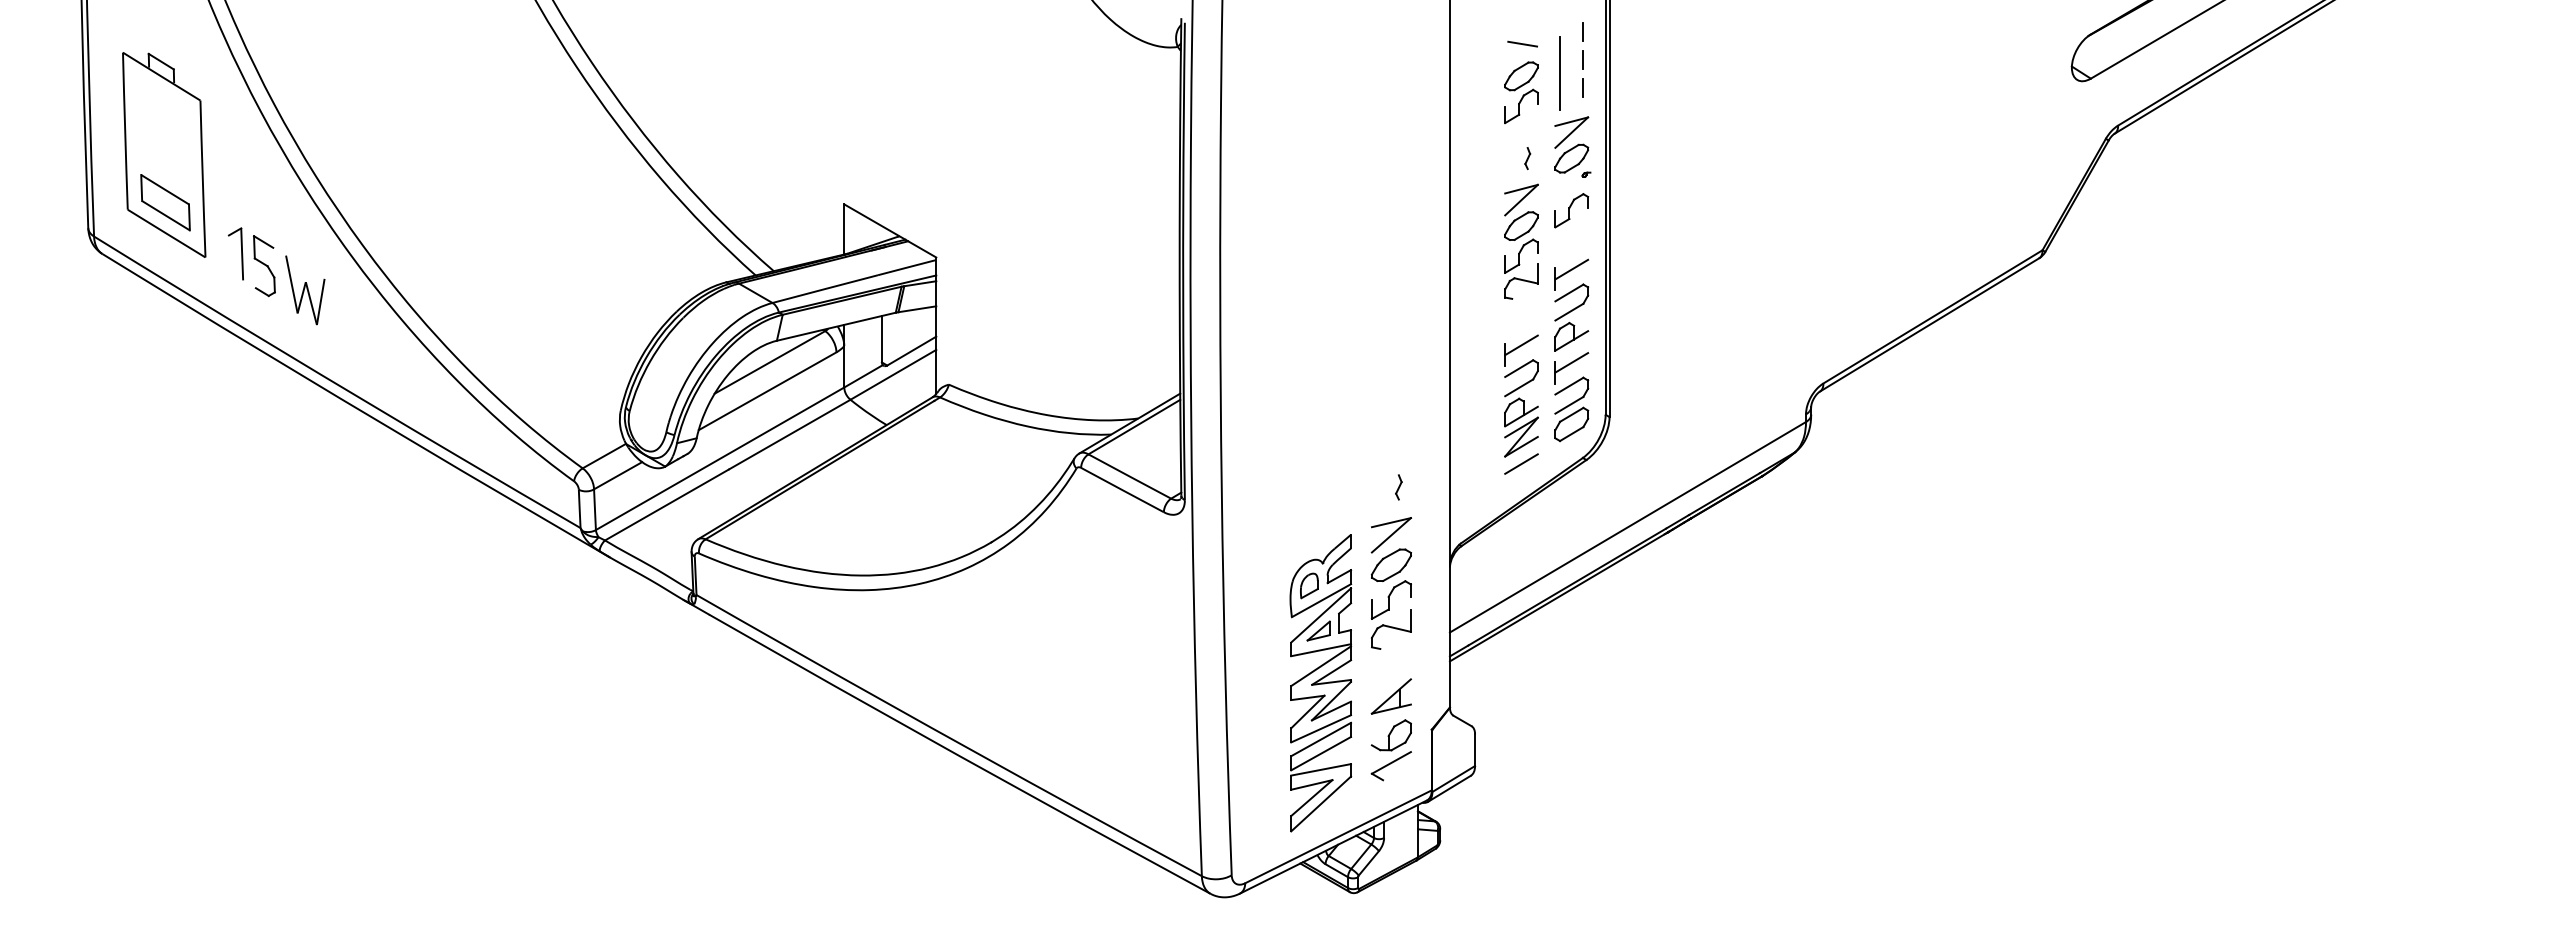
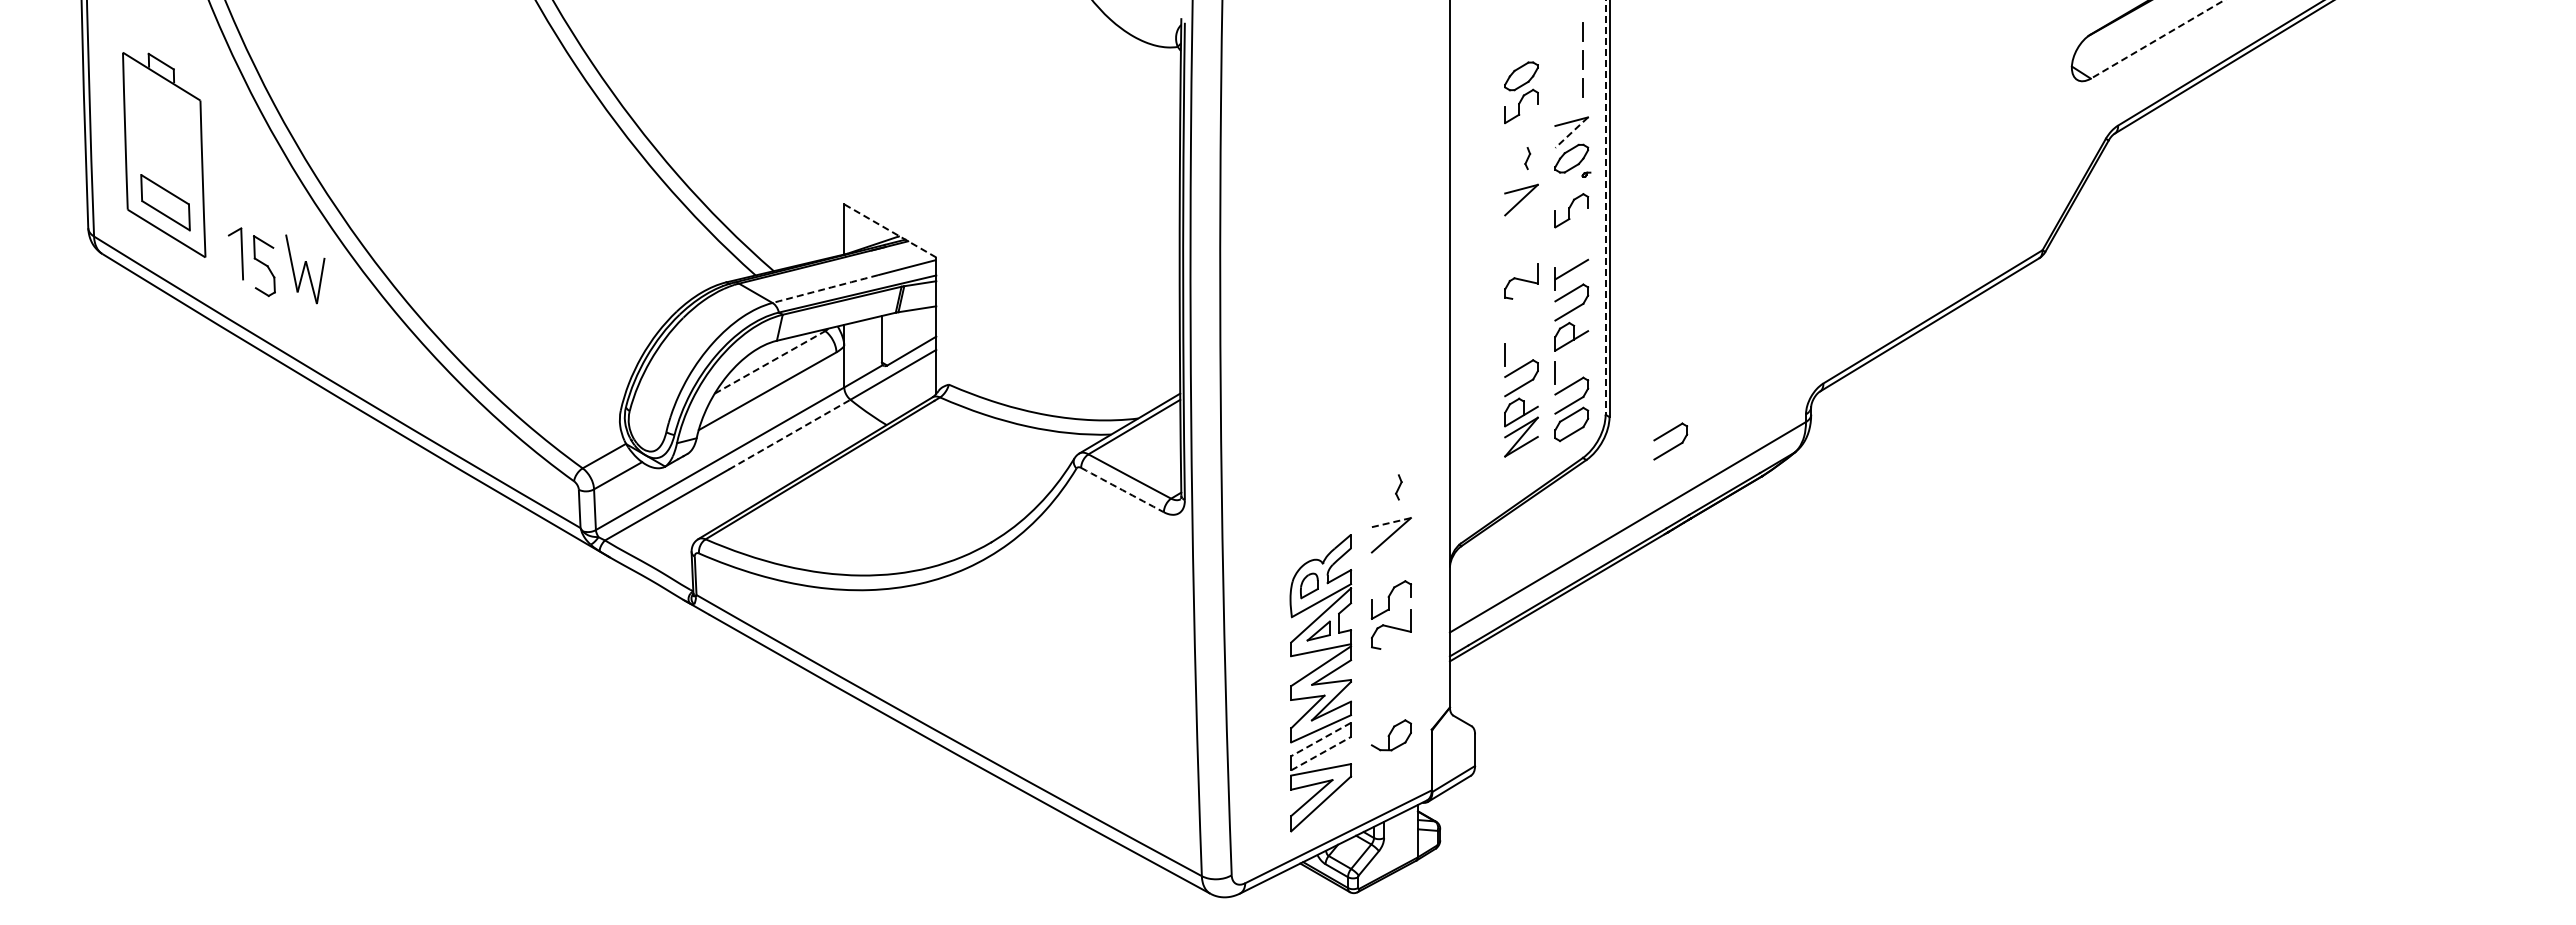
line: solid -> dashed (2157, 39)
line: present -> none (1522, 43)
line: present -> none (1560, 73)
line: solid -> dashed (1571, 132)
line: solid -> dashed (1605, 208)
line: solid -> dashed (889, 230)
part: present -> none (1521, 242)
arc: solid -> dashed (825, 289)
part position: (305, 290) -> (305, 269) (305, 269)
line: present -> none (1521, 345)
line: solid -> dashed (770, 362)
line: present -> none (1571, 362)
line: solid -> dashed (790, 434)
part: none -> present (1672, 447)
line: present -> none (1521, 463)
arc: solid -> dashed (1122, 490)
line: solid -> dashed (1391, 522)
part: present -> none (1390, 564)
part: present -> none (1390, 696)
line: solid -> dashed (1320, 739)
line: solid -> dashed (1321, 753)
part: present -> none (1390, 766)
